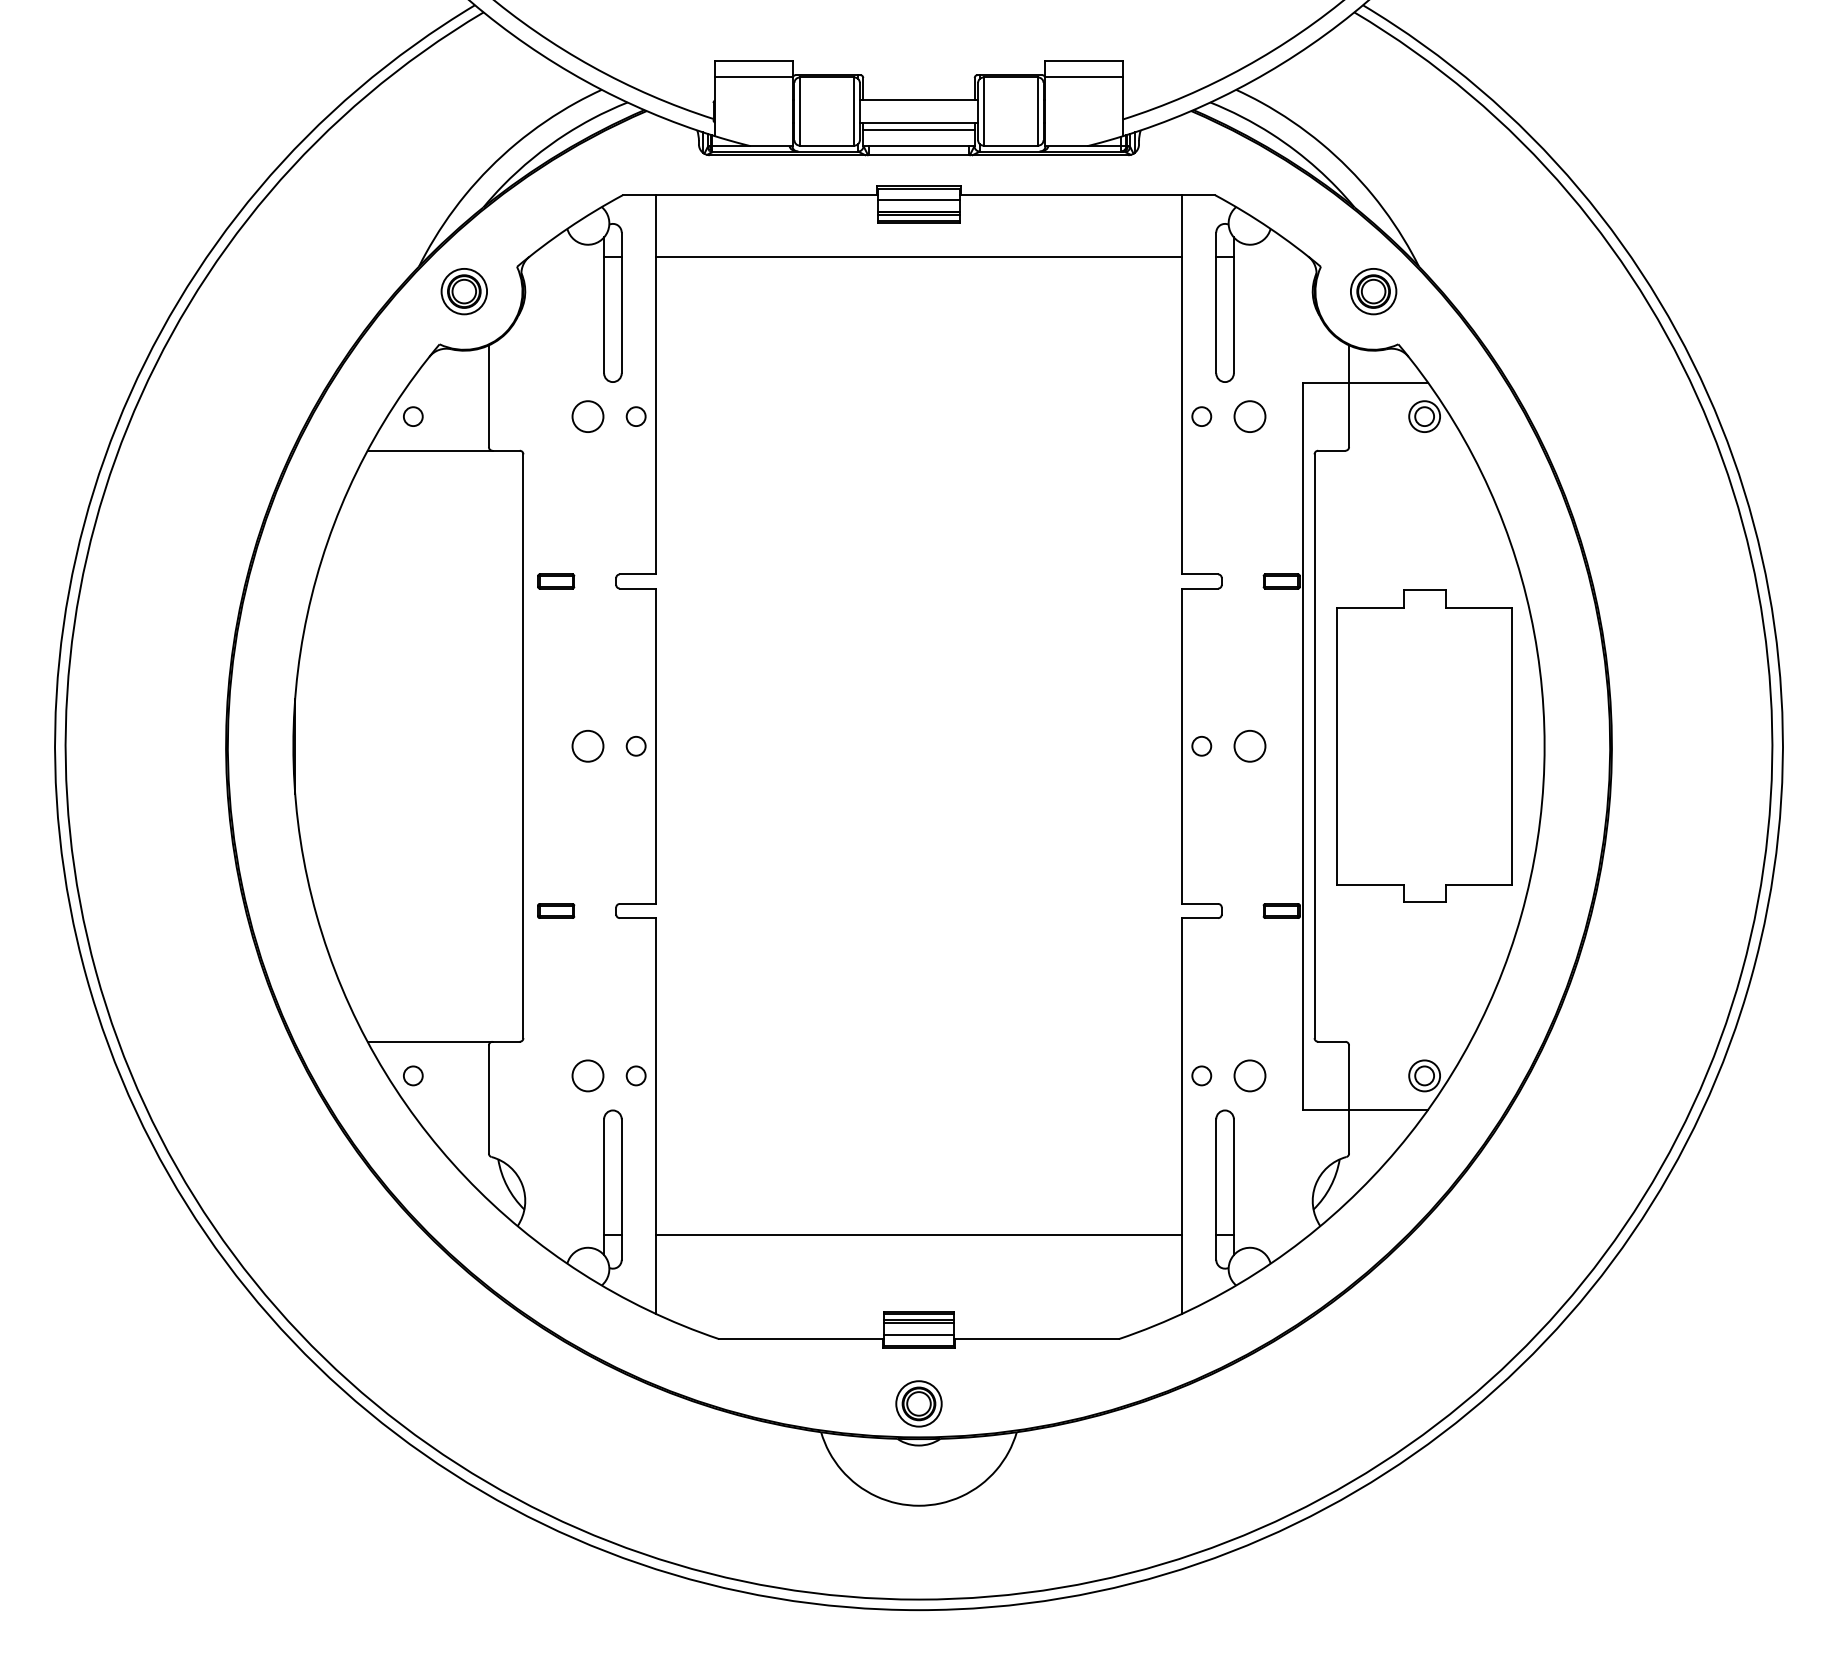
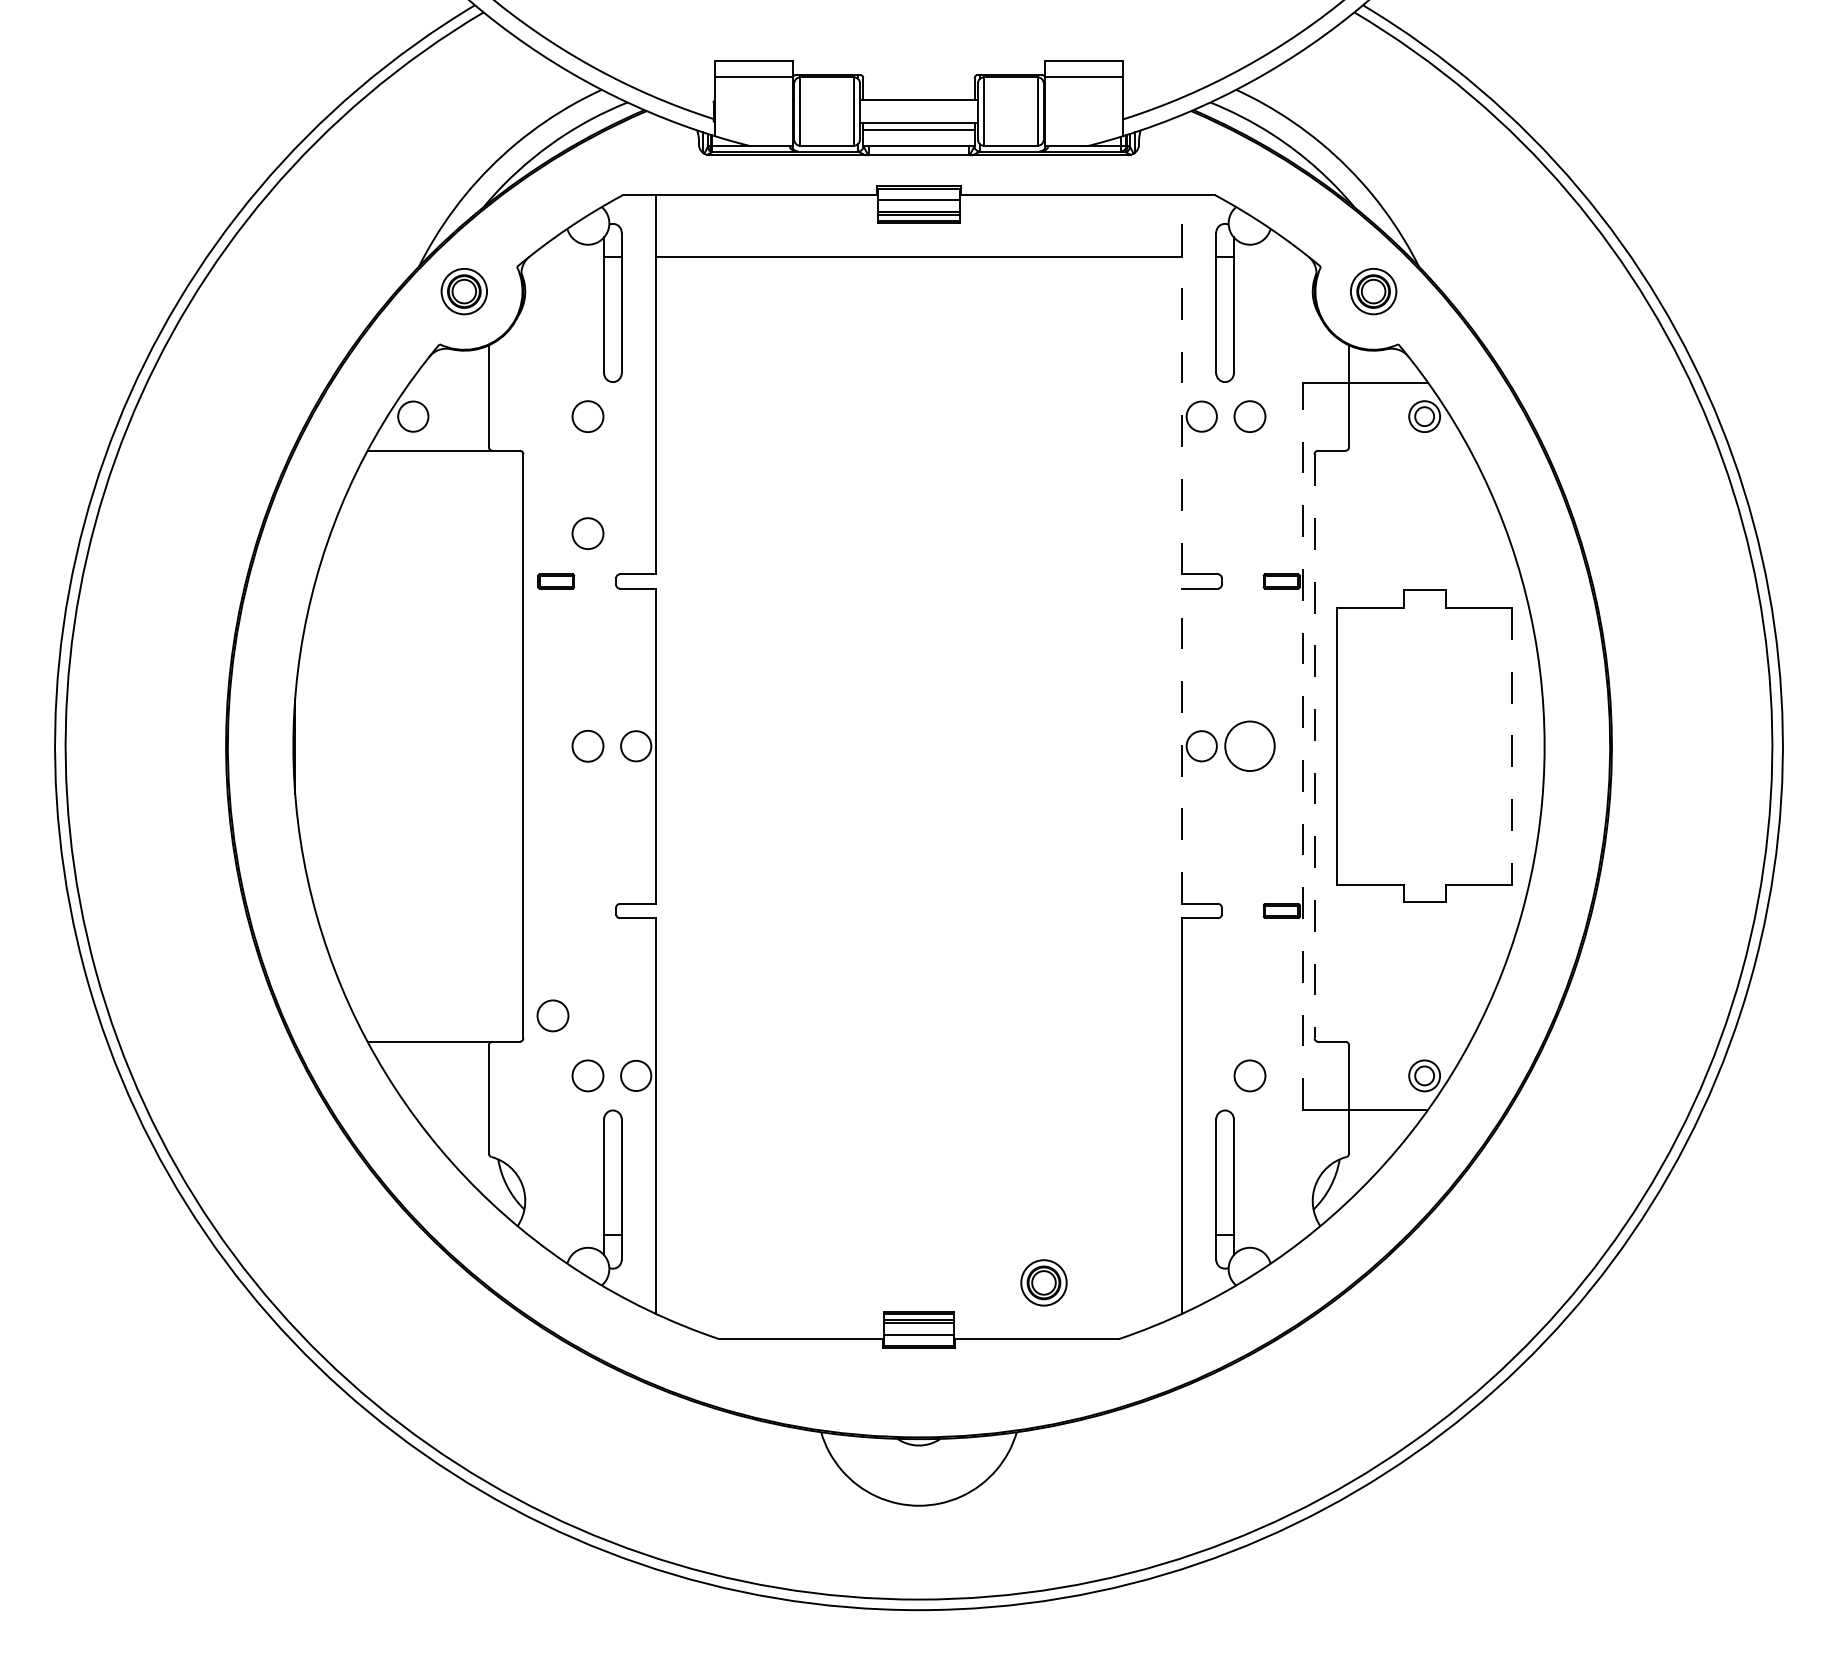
line: solid -> dashed (1181, 384)
circle diameter: 19 px -> 30 px (413, 416)
circle: present -> none (635, 416)
circle diameter: 19 px -> 30 px (1201, 416)
circle: none -> present (587, 533)
circle diameter: 19 px -> 30 px (636, 746)
circle diameter: 19 px -> 30 px (1201, 746)
circle diameter: 31 px -> 49 px (1249, 746)
line: solid -> dashed (1181, 746)
line: solid -> dashed (1302, 746)
line: solid -> dashed (1314, 746)
line: solid -> dashed (1512, 746)
part: present -> none (556, 910)
circle: none -> present (552, 1015)
circle: present -> none (413, 1075)
circle diameter: 19 px -> 30 px (636, 1075)
circle: present -> none (1201, 1075)
line: present -> none (918, 1235)
part position: (918, 1403) -> (1043, 1282) (1043, 1282)
